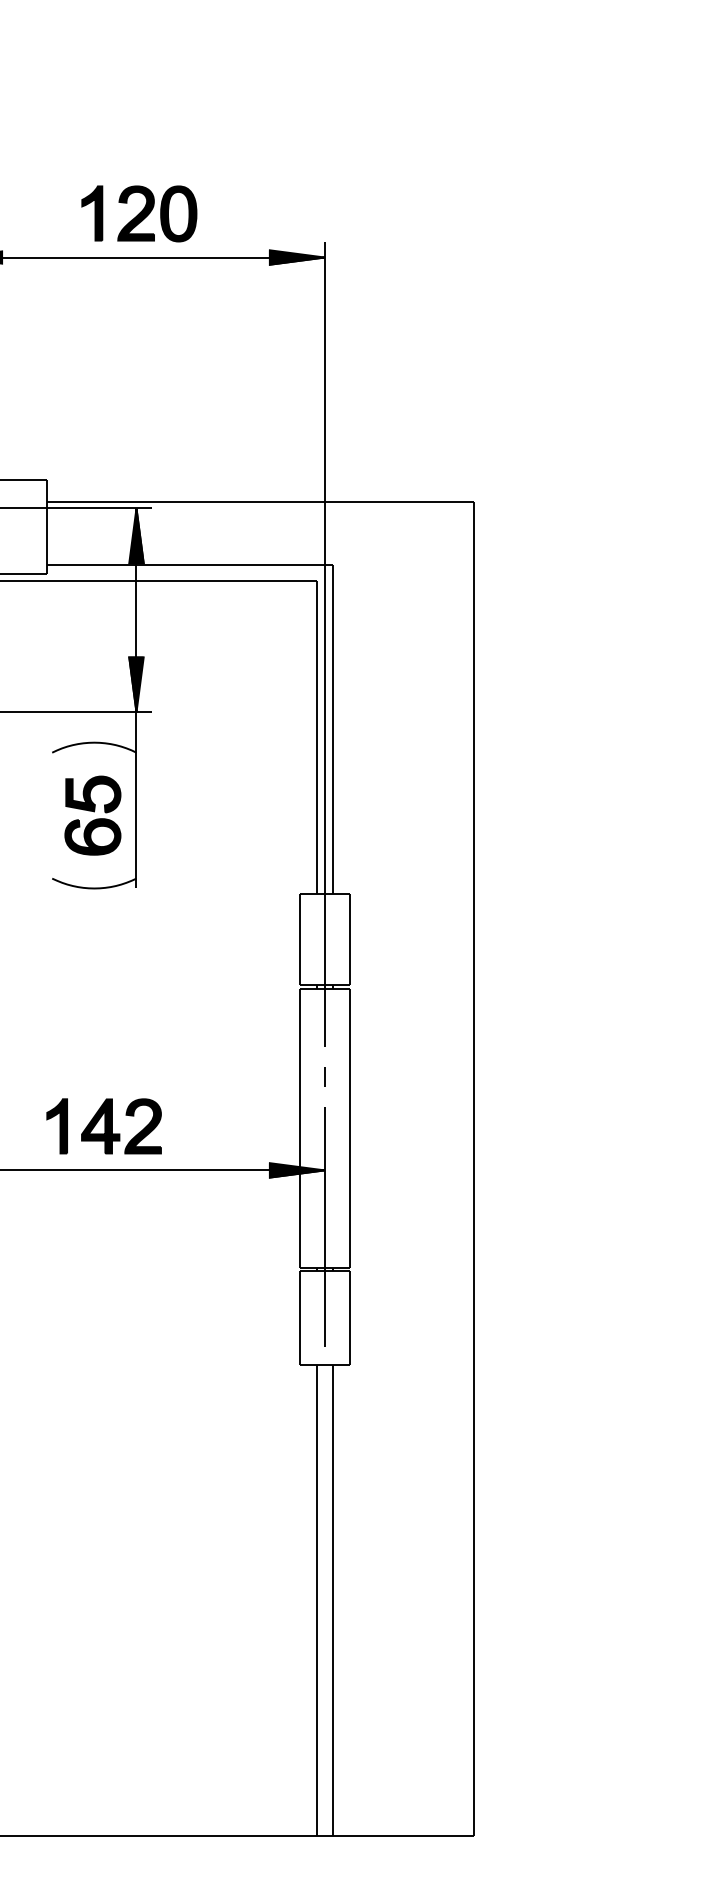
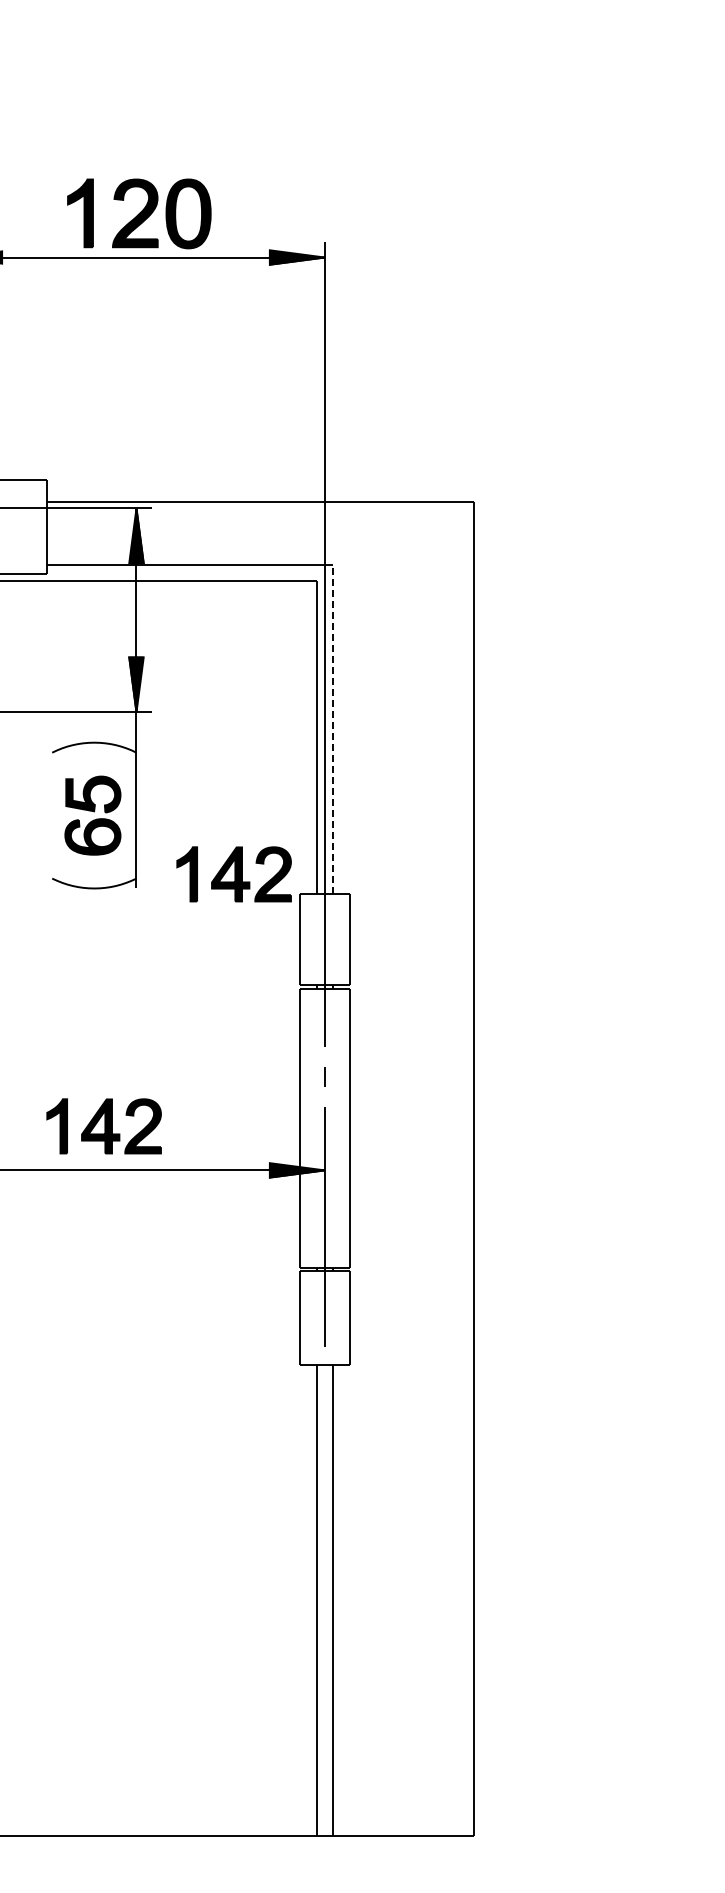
part size: 117x58 px -> 145x72 px (139, 213)
line: solid -> dashed (332, 729)
part: none -> present (233, 874)
